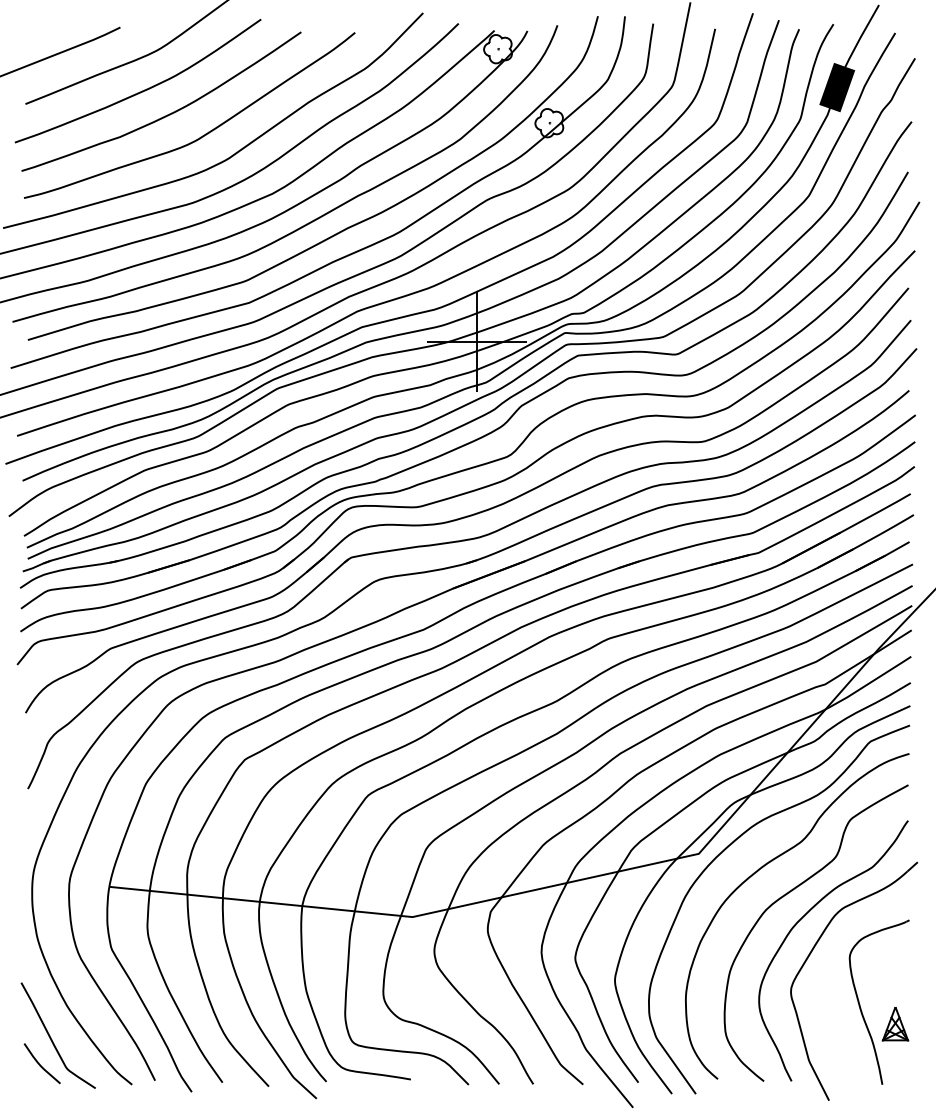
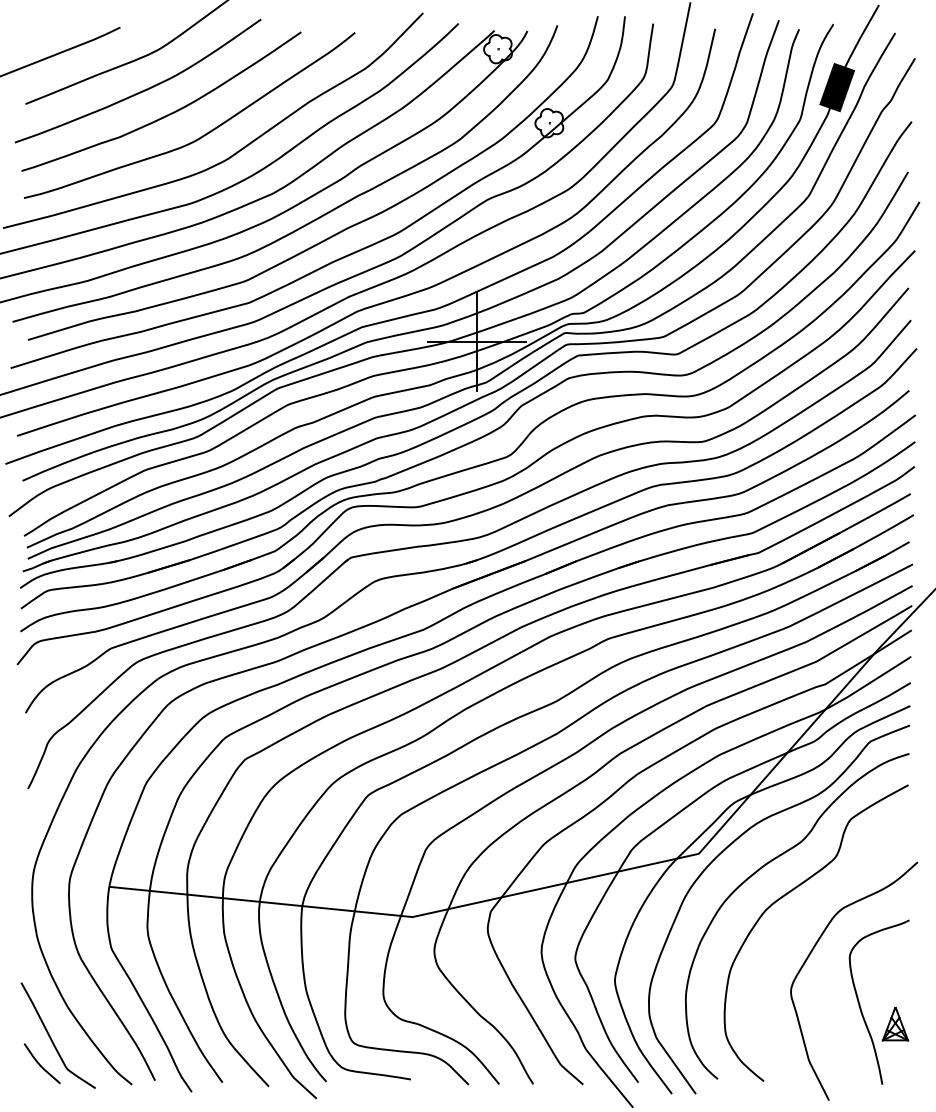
curve: present -> none (802, 918)
